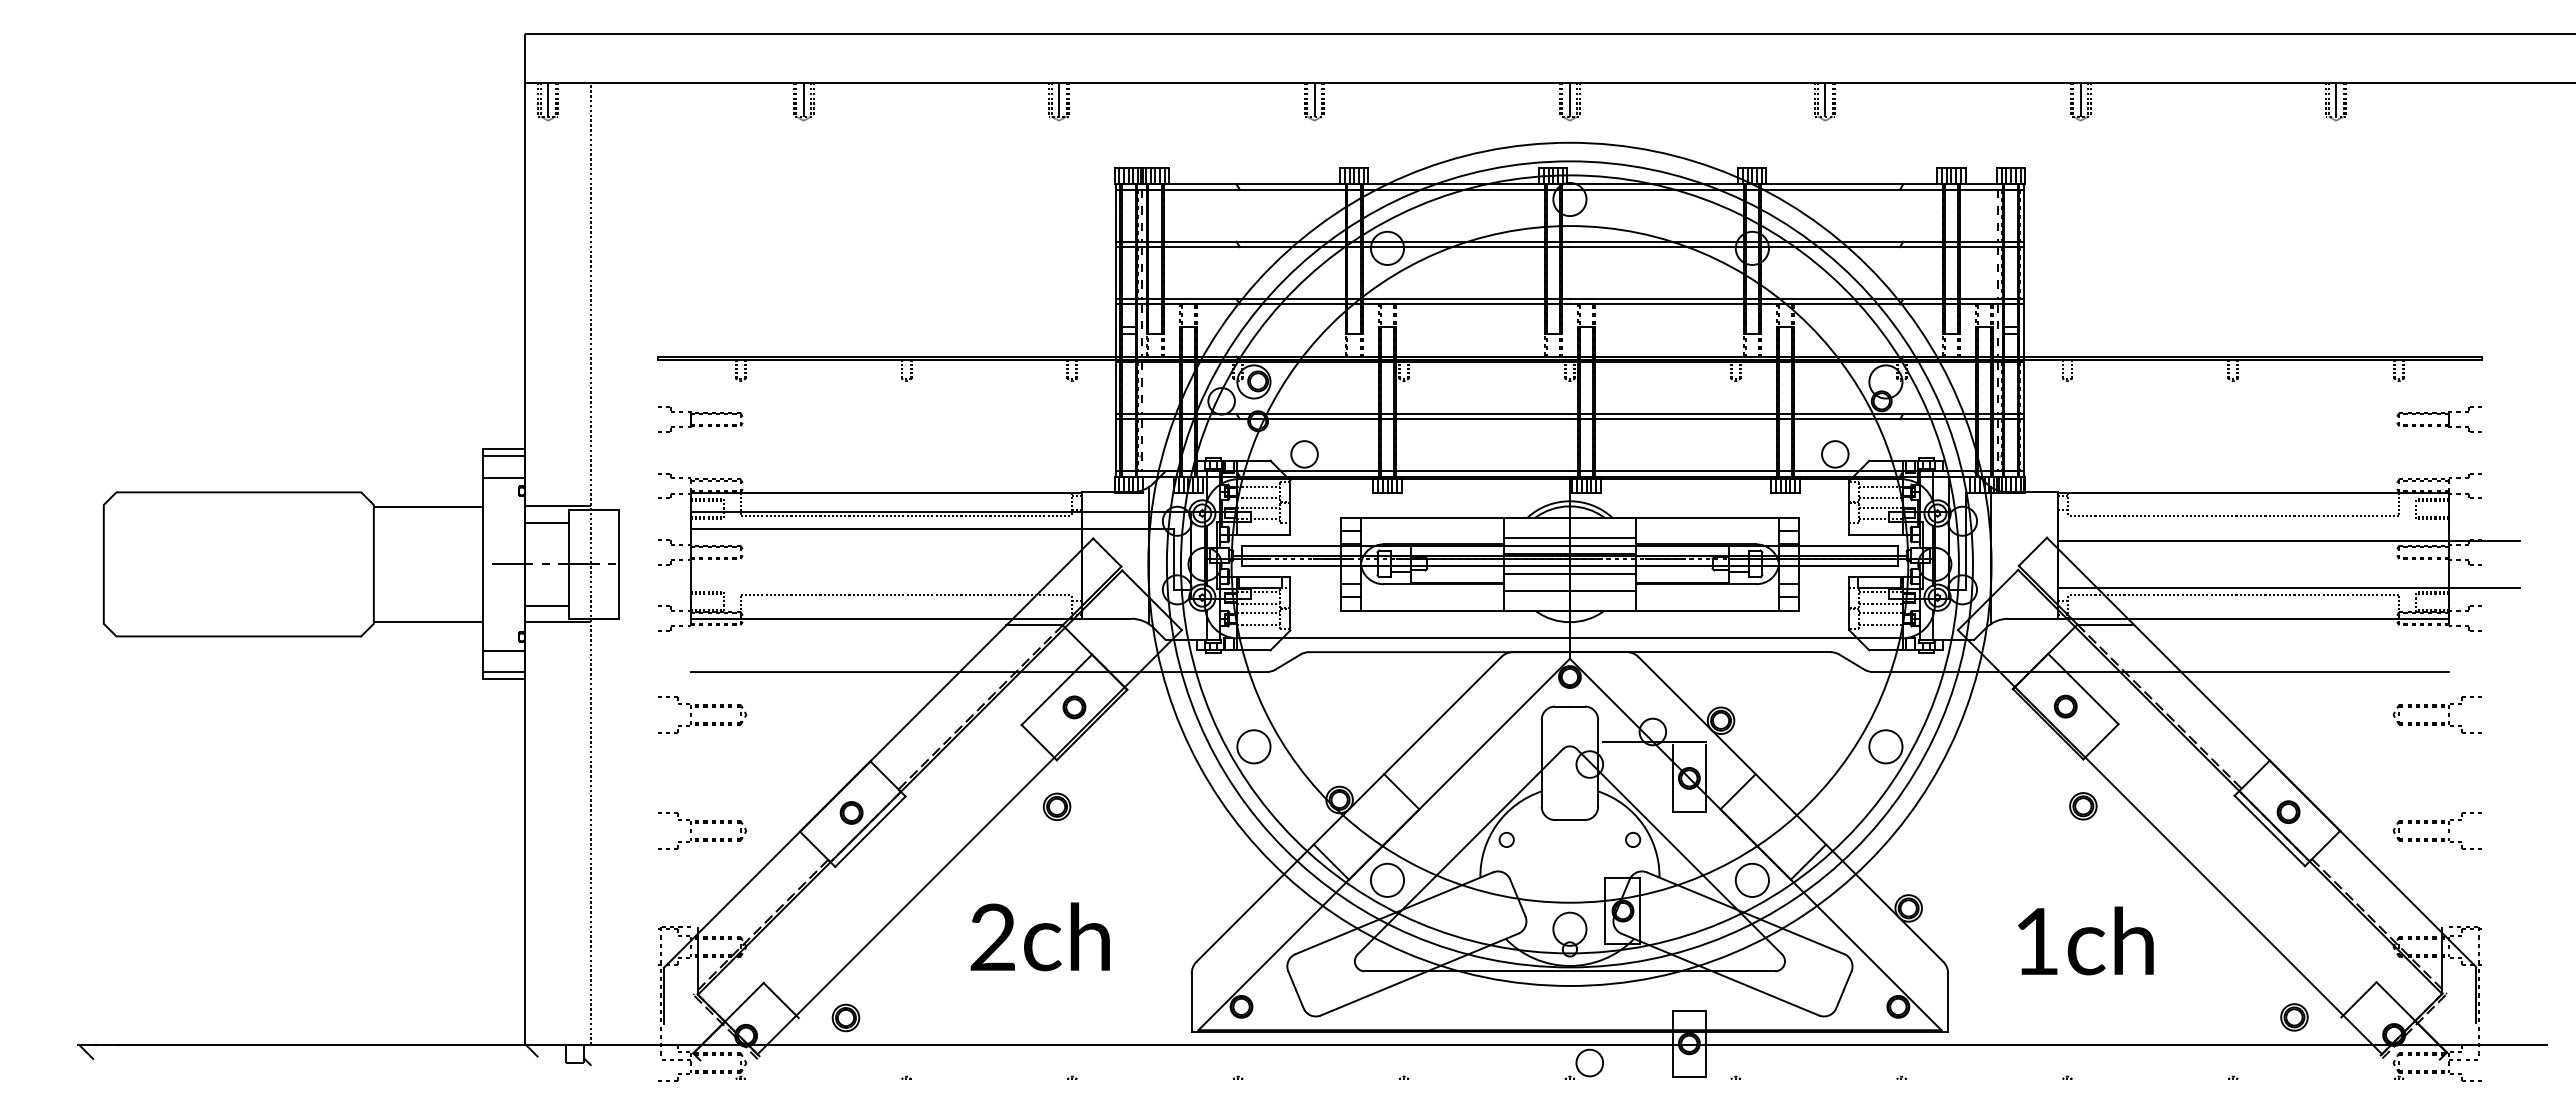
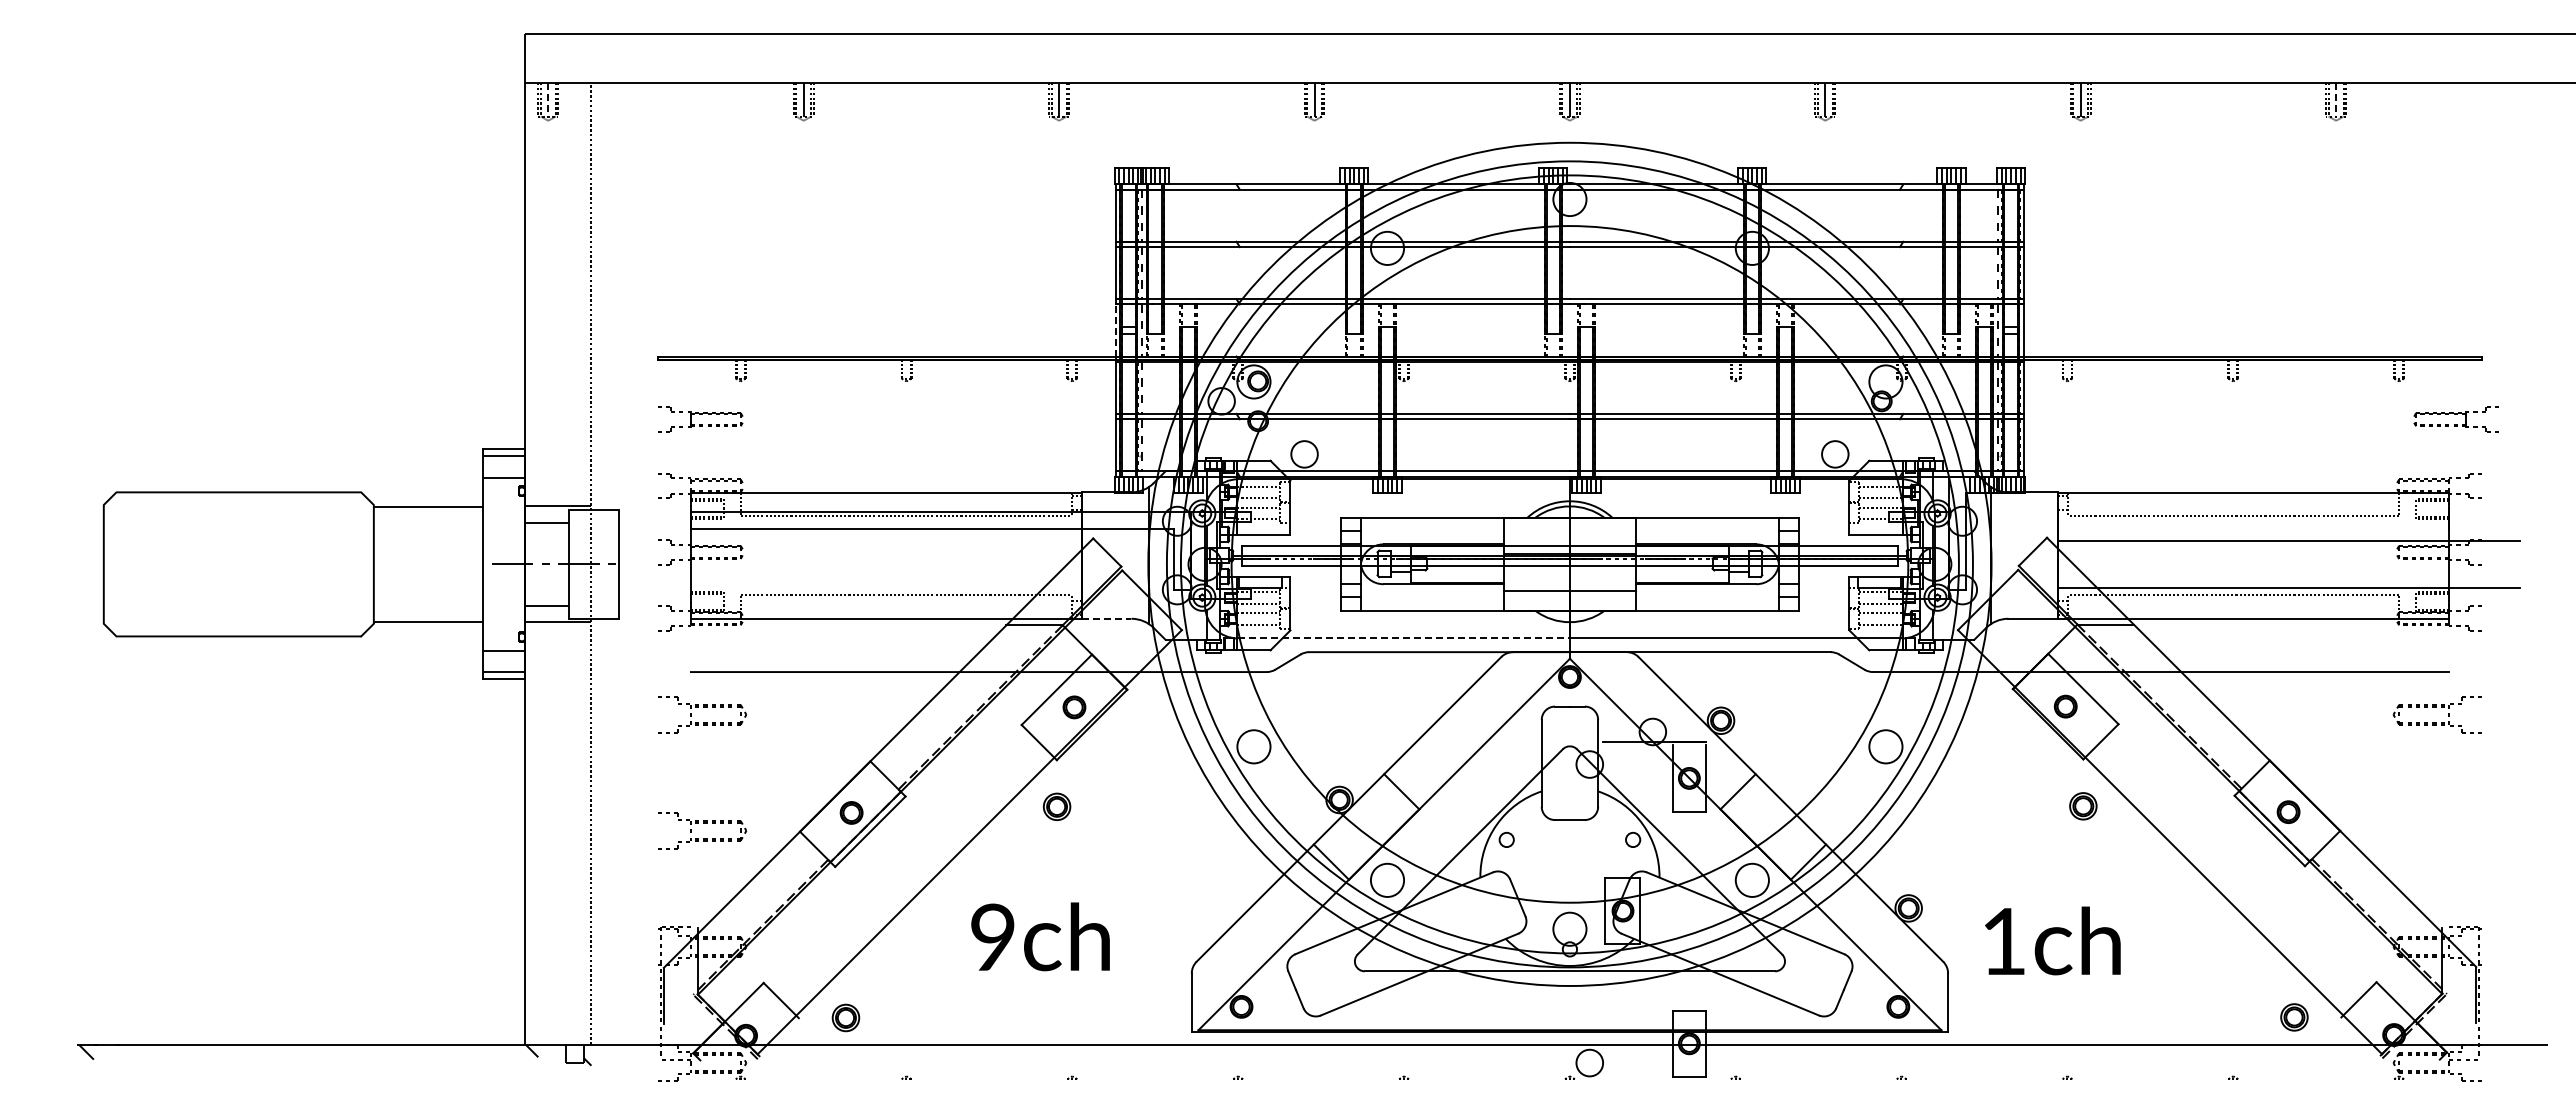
line: solid -> dashed (548, 100)
line: solid -> dashed (2336, 100)
line: solid -> dashed (1115, 330)
part position: (2438, 419) -> (2455, 419) (2455, 419)
line: present -> none (1569, 537)
line: present -> none (1569, 574)
line: solid -> dashed (1106, 618)
line: solid -> dashed (1404, 638)
part: present -> none (2436, 823)
text: 2ch -> 9ch (992, 937)
text position: (2085, 940) -> (2052, 940) (2052, 940)
